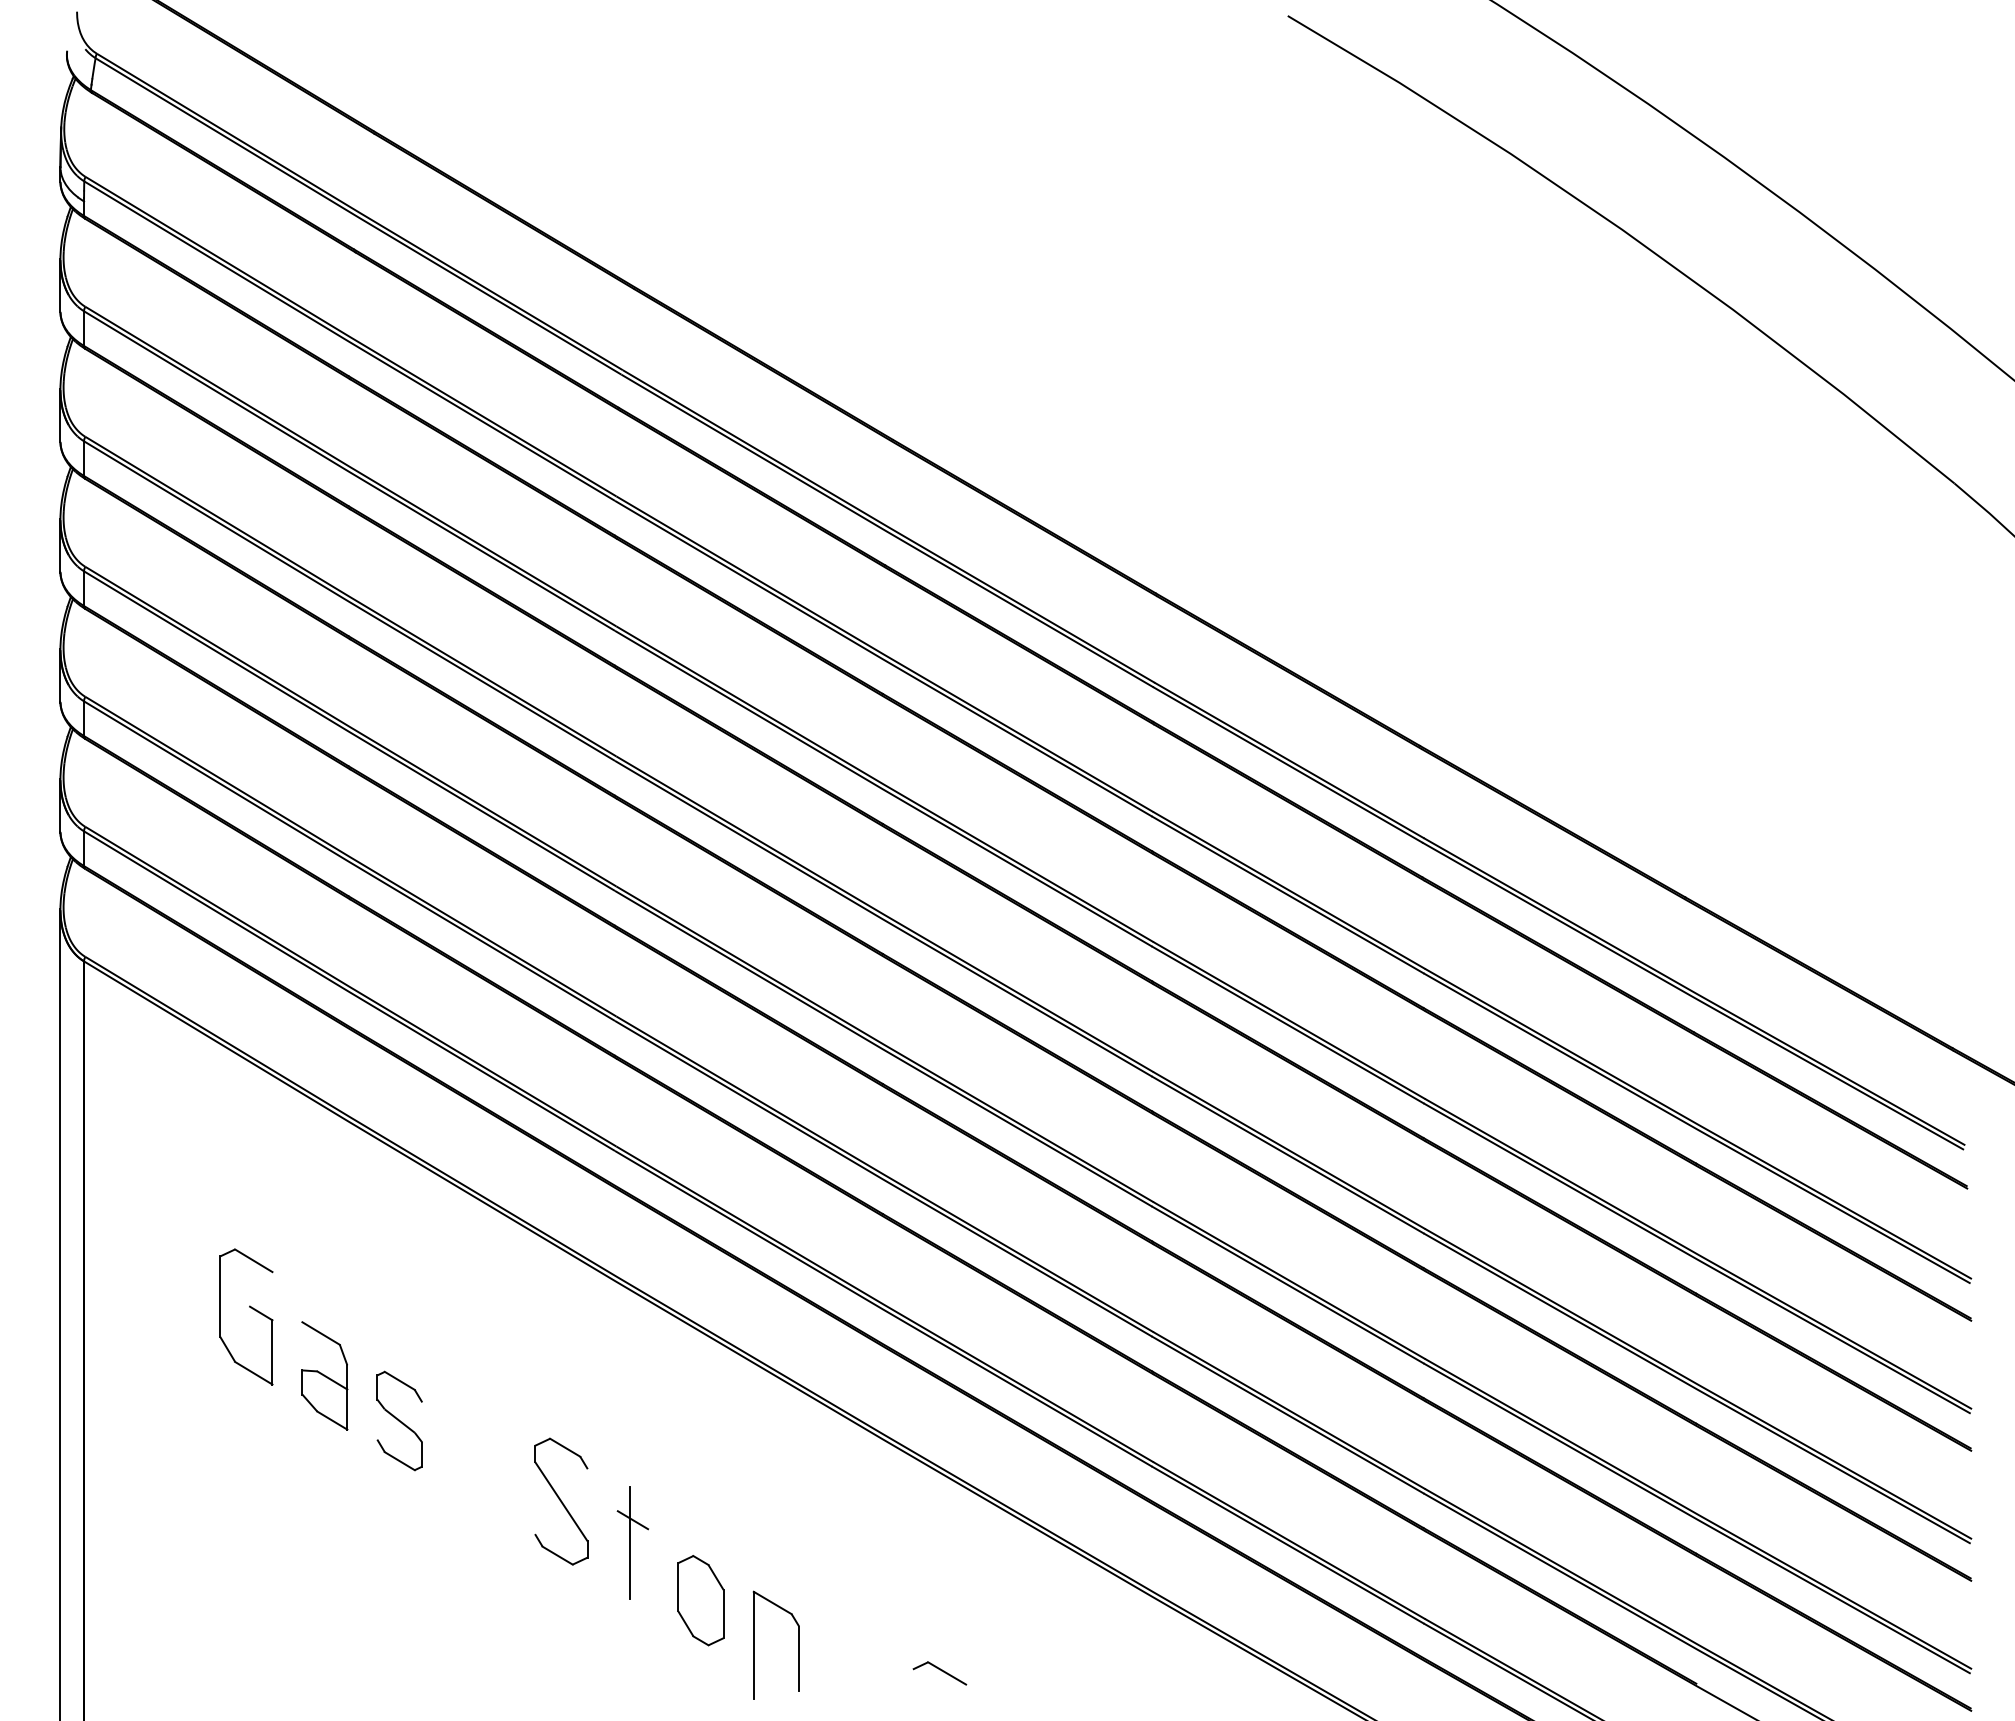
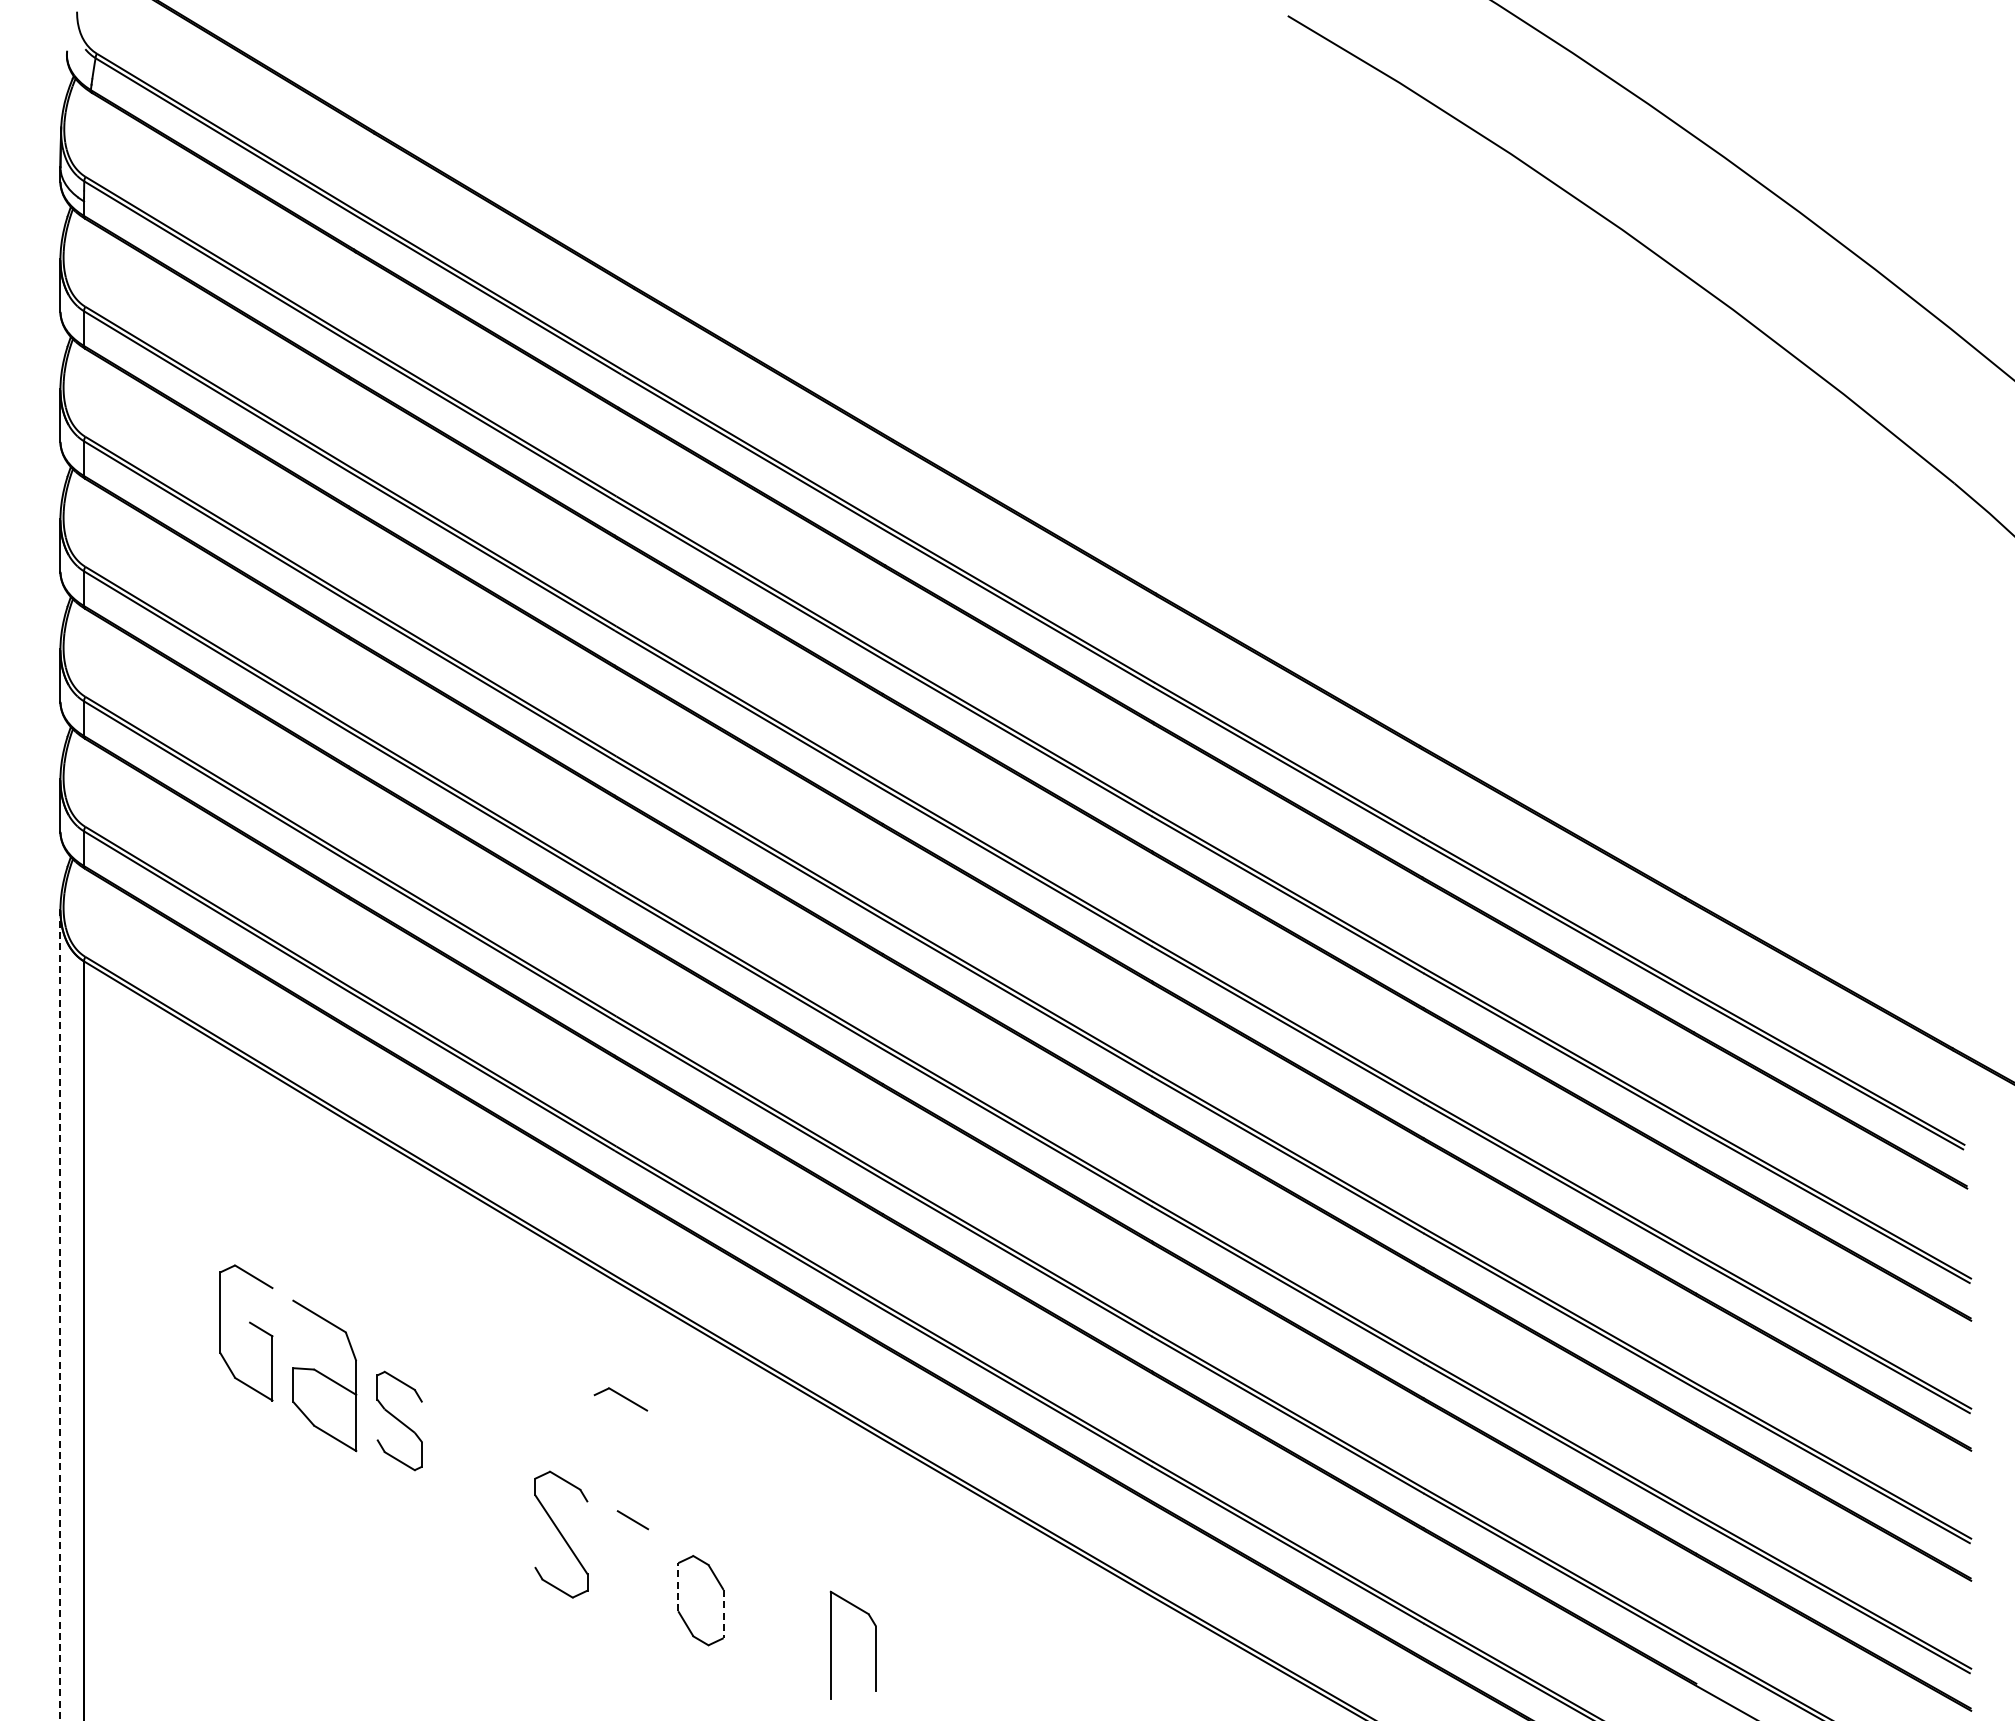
part position: (250, 1308) -> (250, 1324) (250, 1324)
line: solid -> dashed (60, 1315)
part size: 48x110 px -> 66x154 px (324, 1375)
part position: (561, 1501) -> (561, 1534) (561, 1534)
line: present -> none (630, 1542)
line: solid -> dashed (678, 1586)
line: solid -> dashed (723, 1614)
part position: (754, 1644) -> (831, 1644) (831, 1644)
part position: (939, 1673) -> (620, 1399) (620, 1399)
